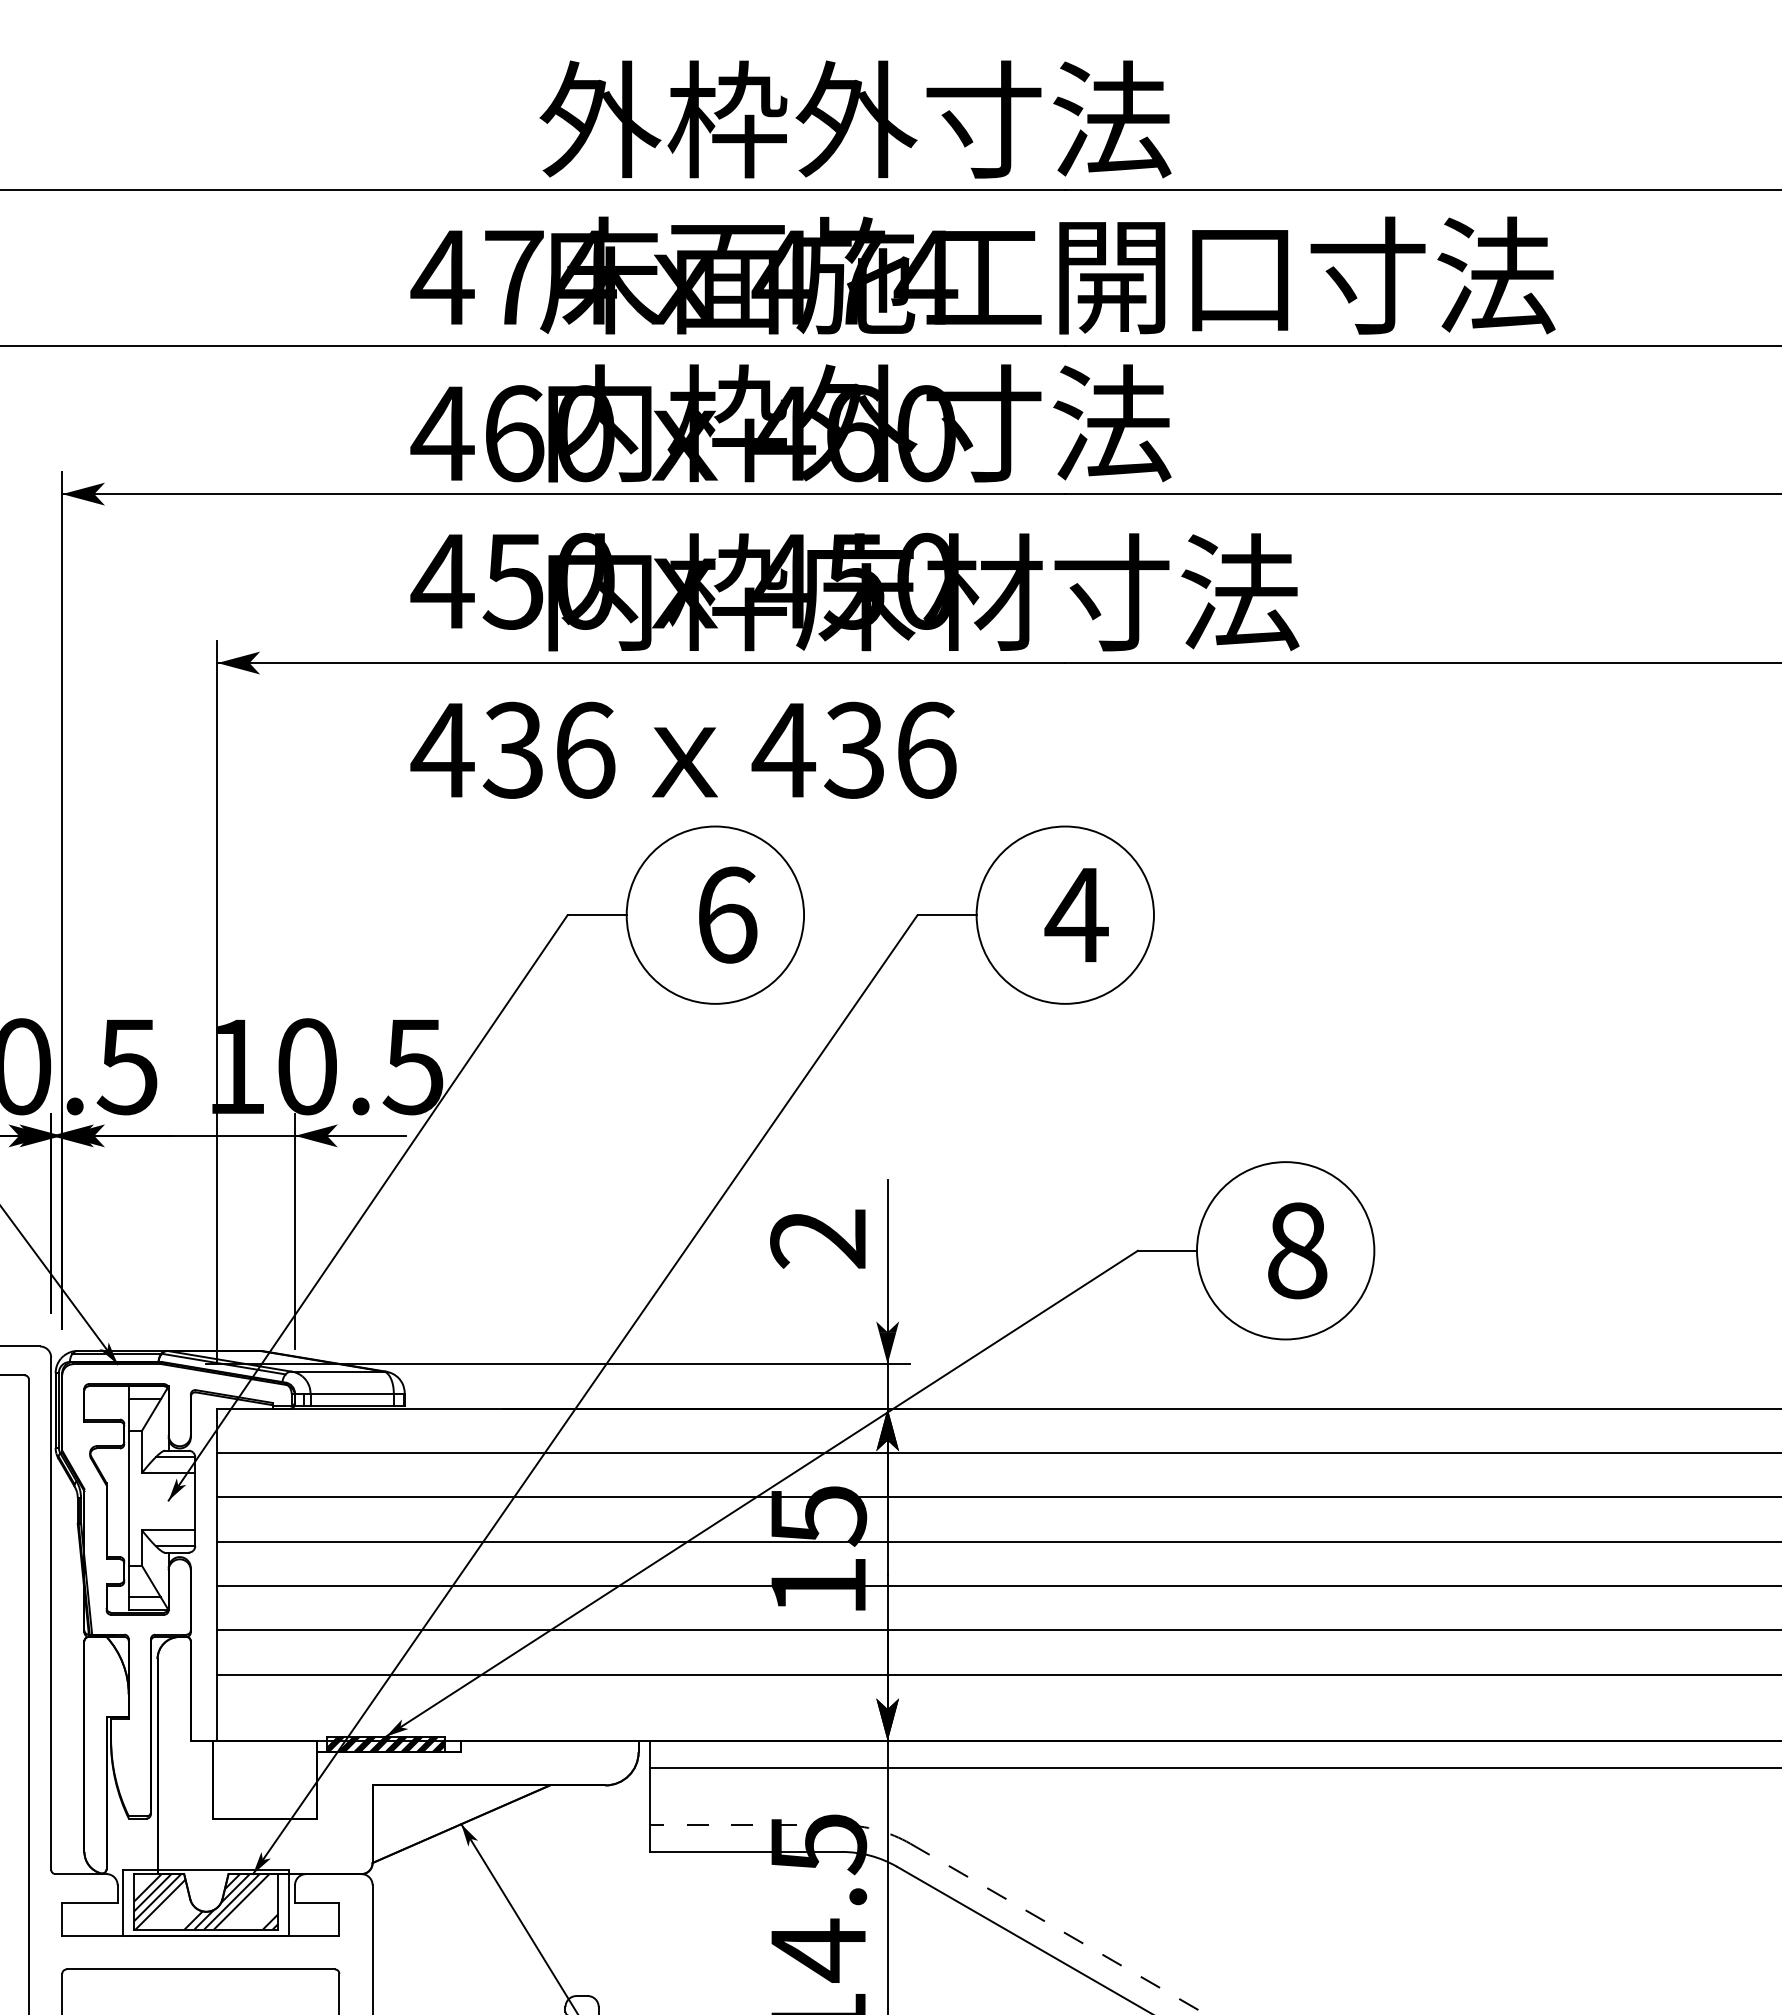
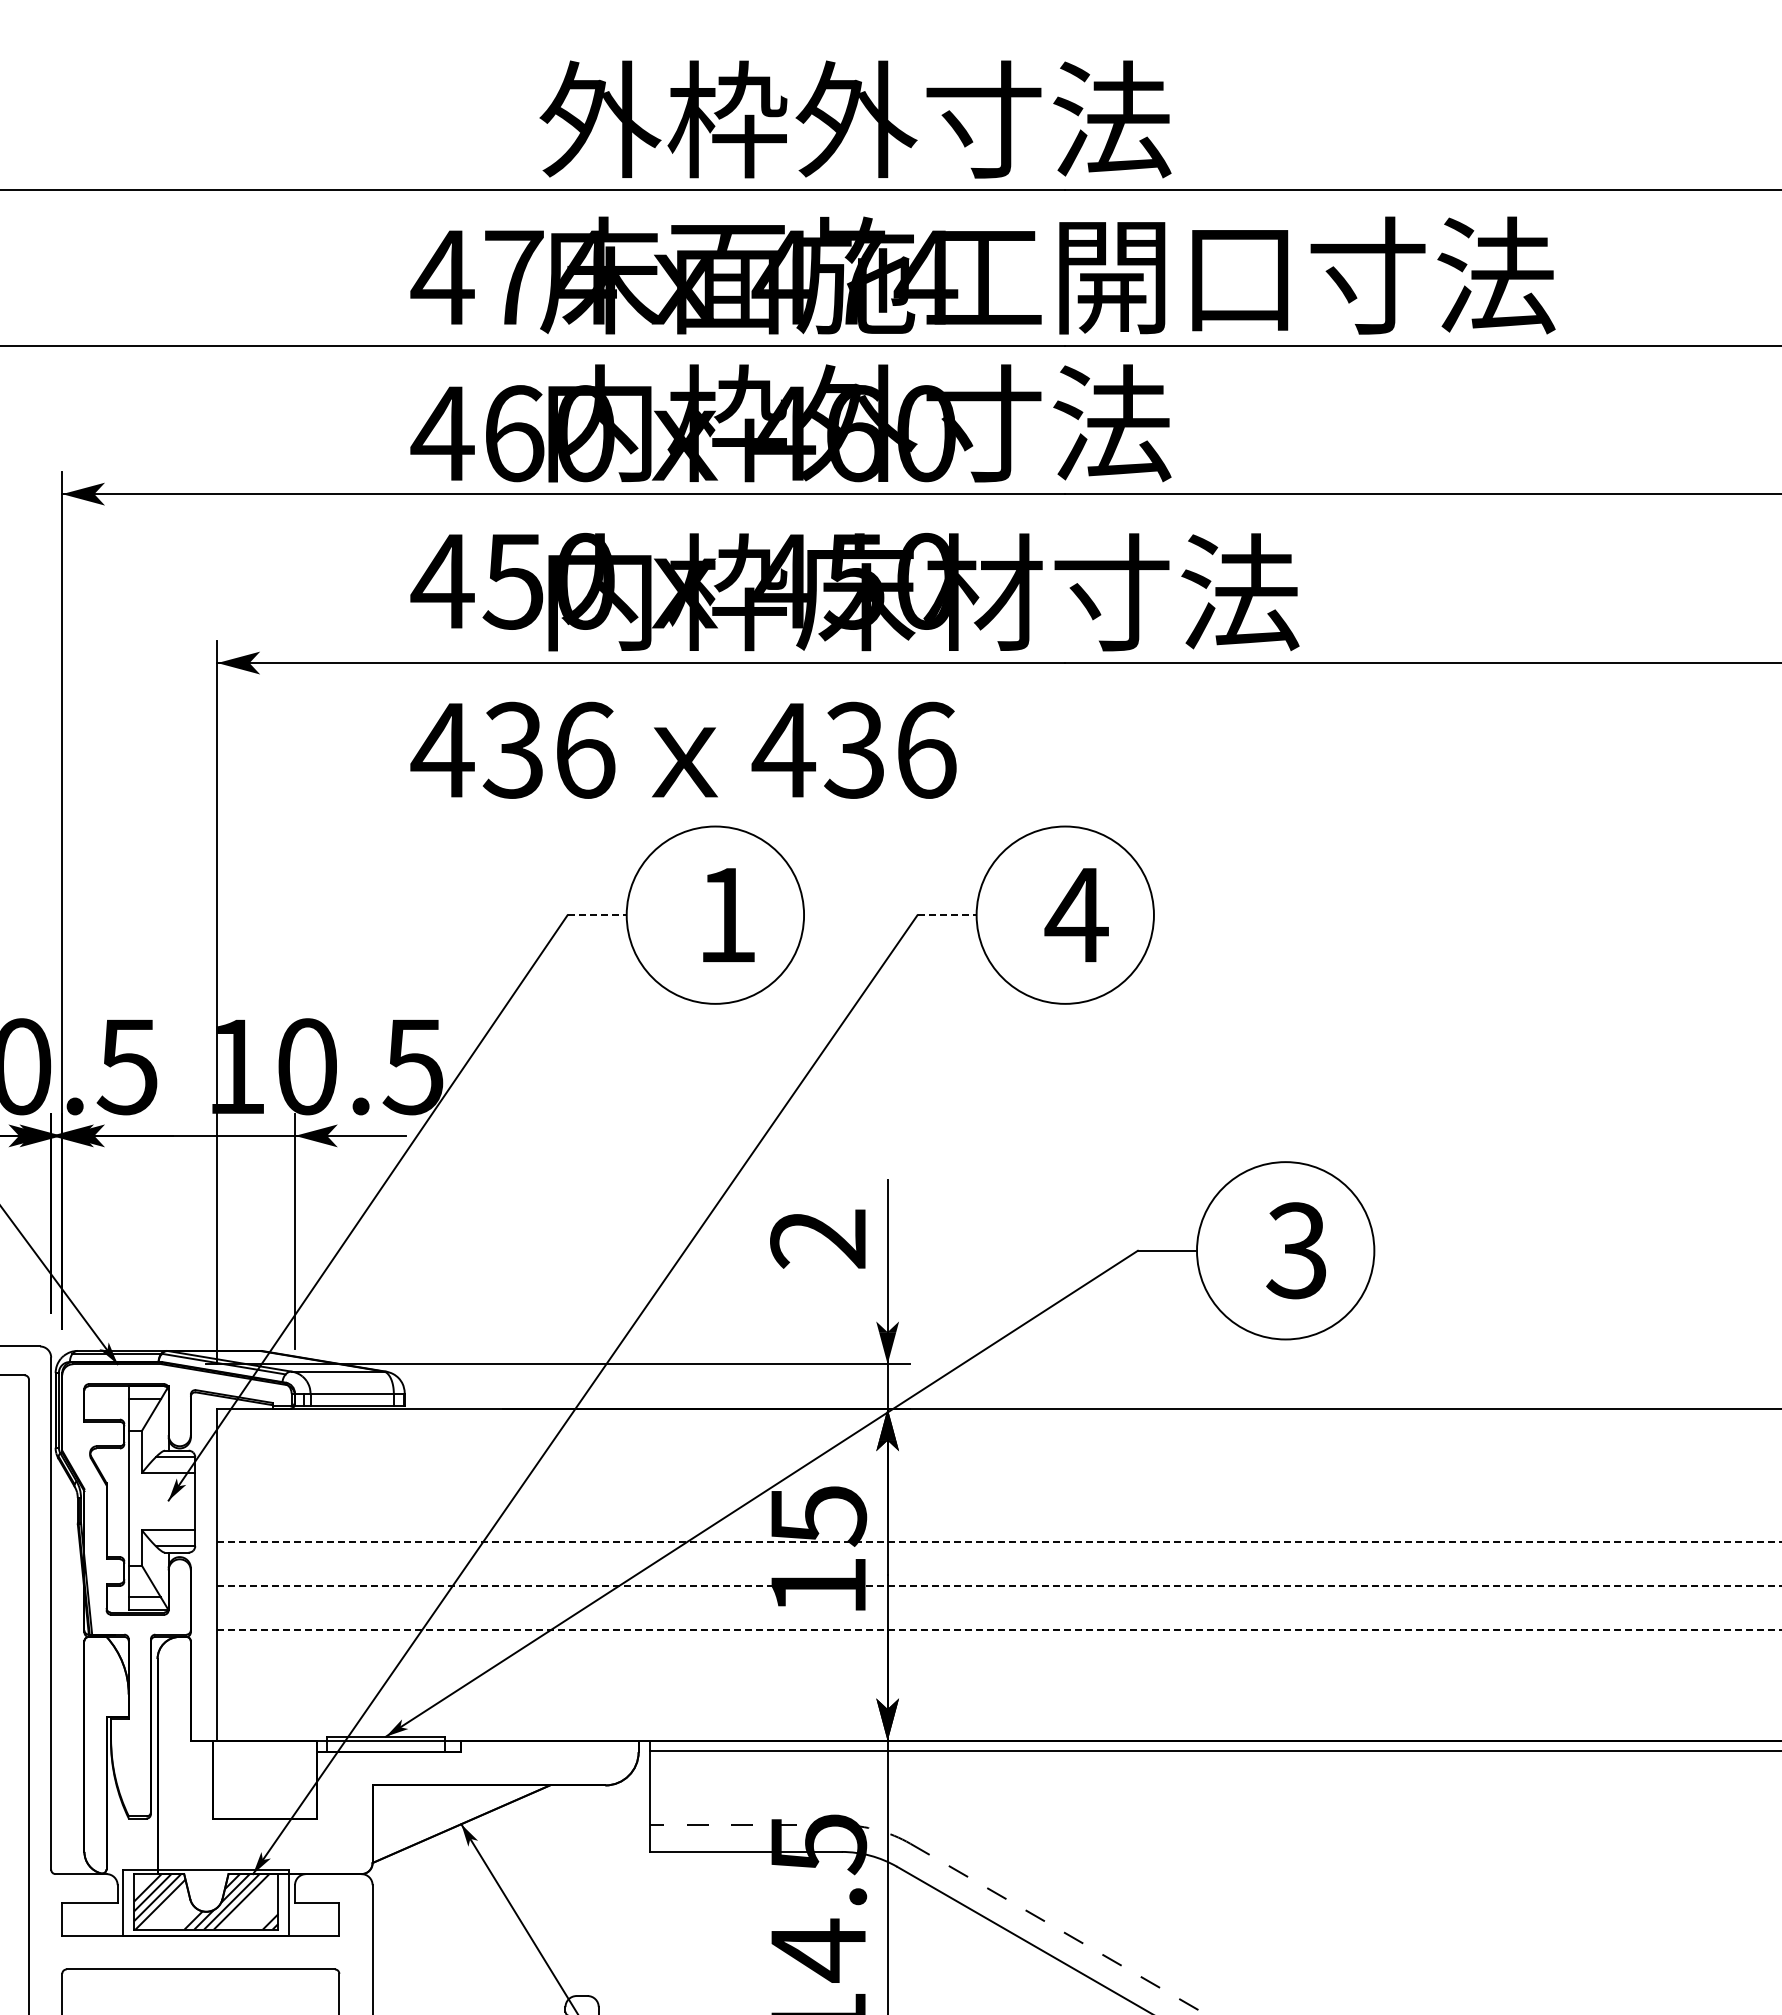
text: 6 -> 1 (728, 914)
line: solid -> dashed (597, 915)
line: solid -> dashed (947, 915)
text: 8 -> 3 (1296, 1250)
line: present -> none (997, 1452)
line: present -> none (997, 1497)
line: solid -> dashed (999, 1541)
line: solid -> dashed (1000, 1585)
line: solid -> dashed (1000, 1630)
line: present -> none (997, 1674)
hatch: present -> none (385, 1744)
line position: (1213, 1767) -> (1213, 1750) (1213, 1750)
